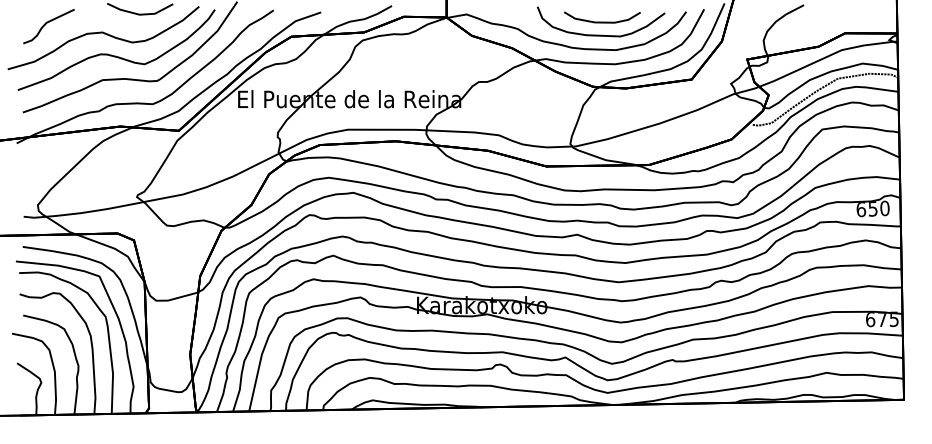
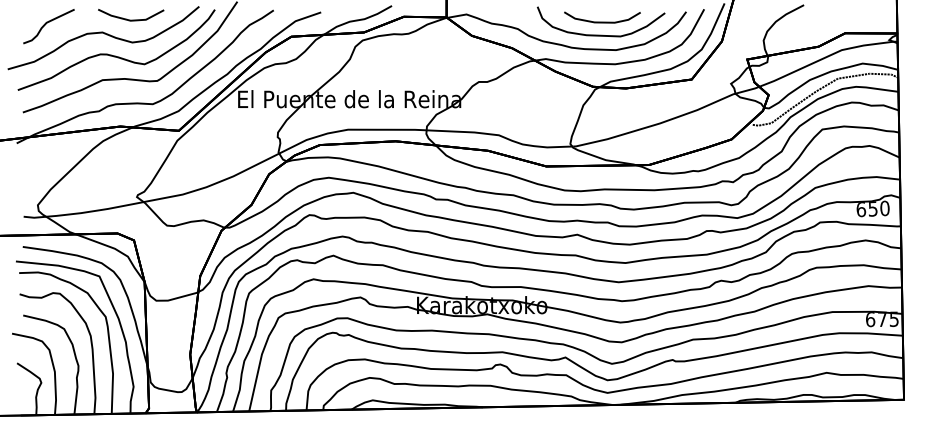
line position: (140, 13) -> (131, 19) (131, 19)
